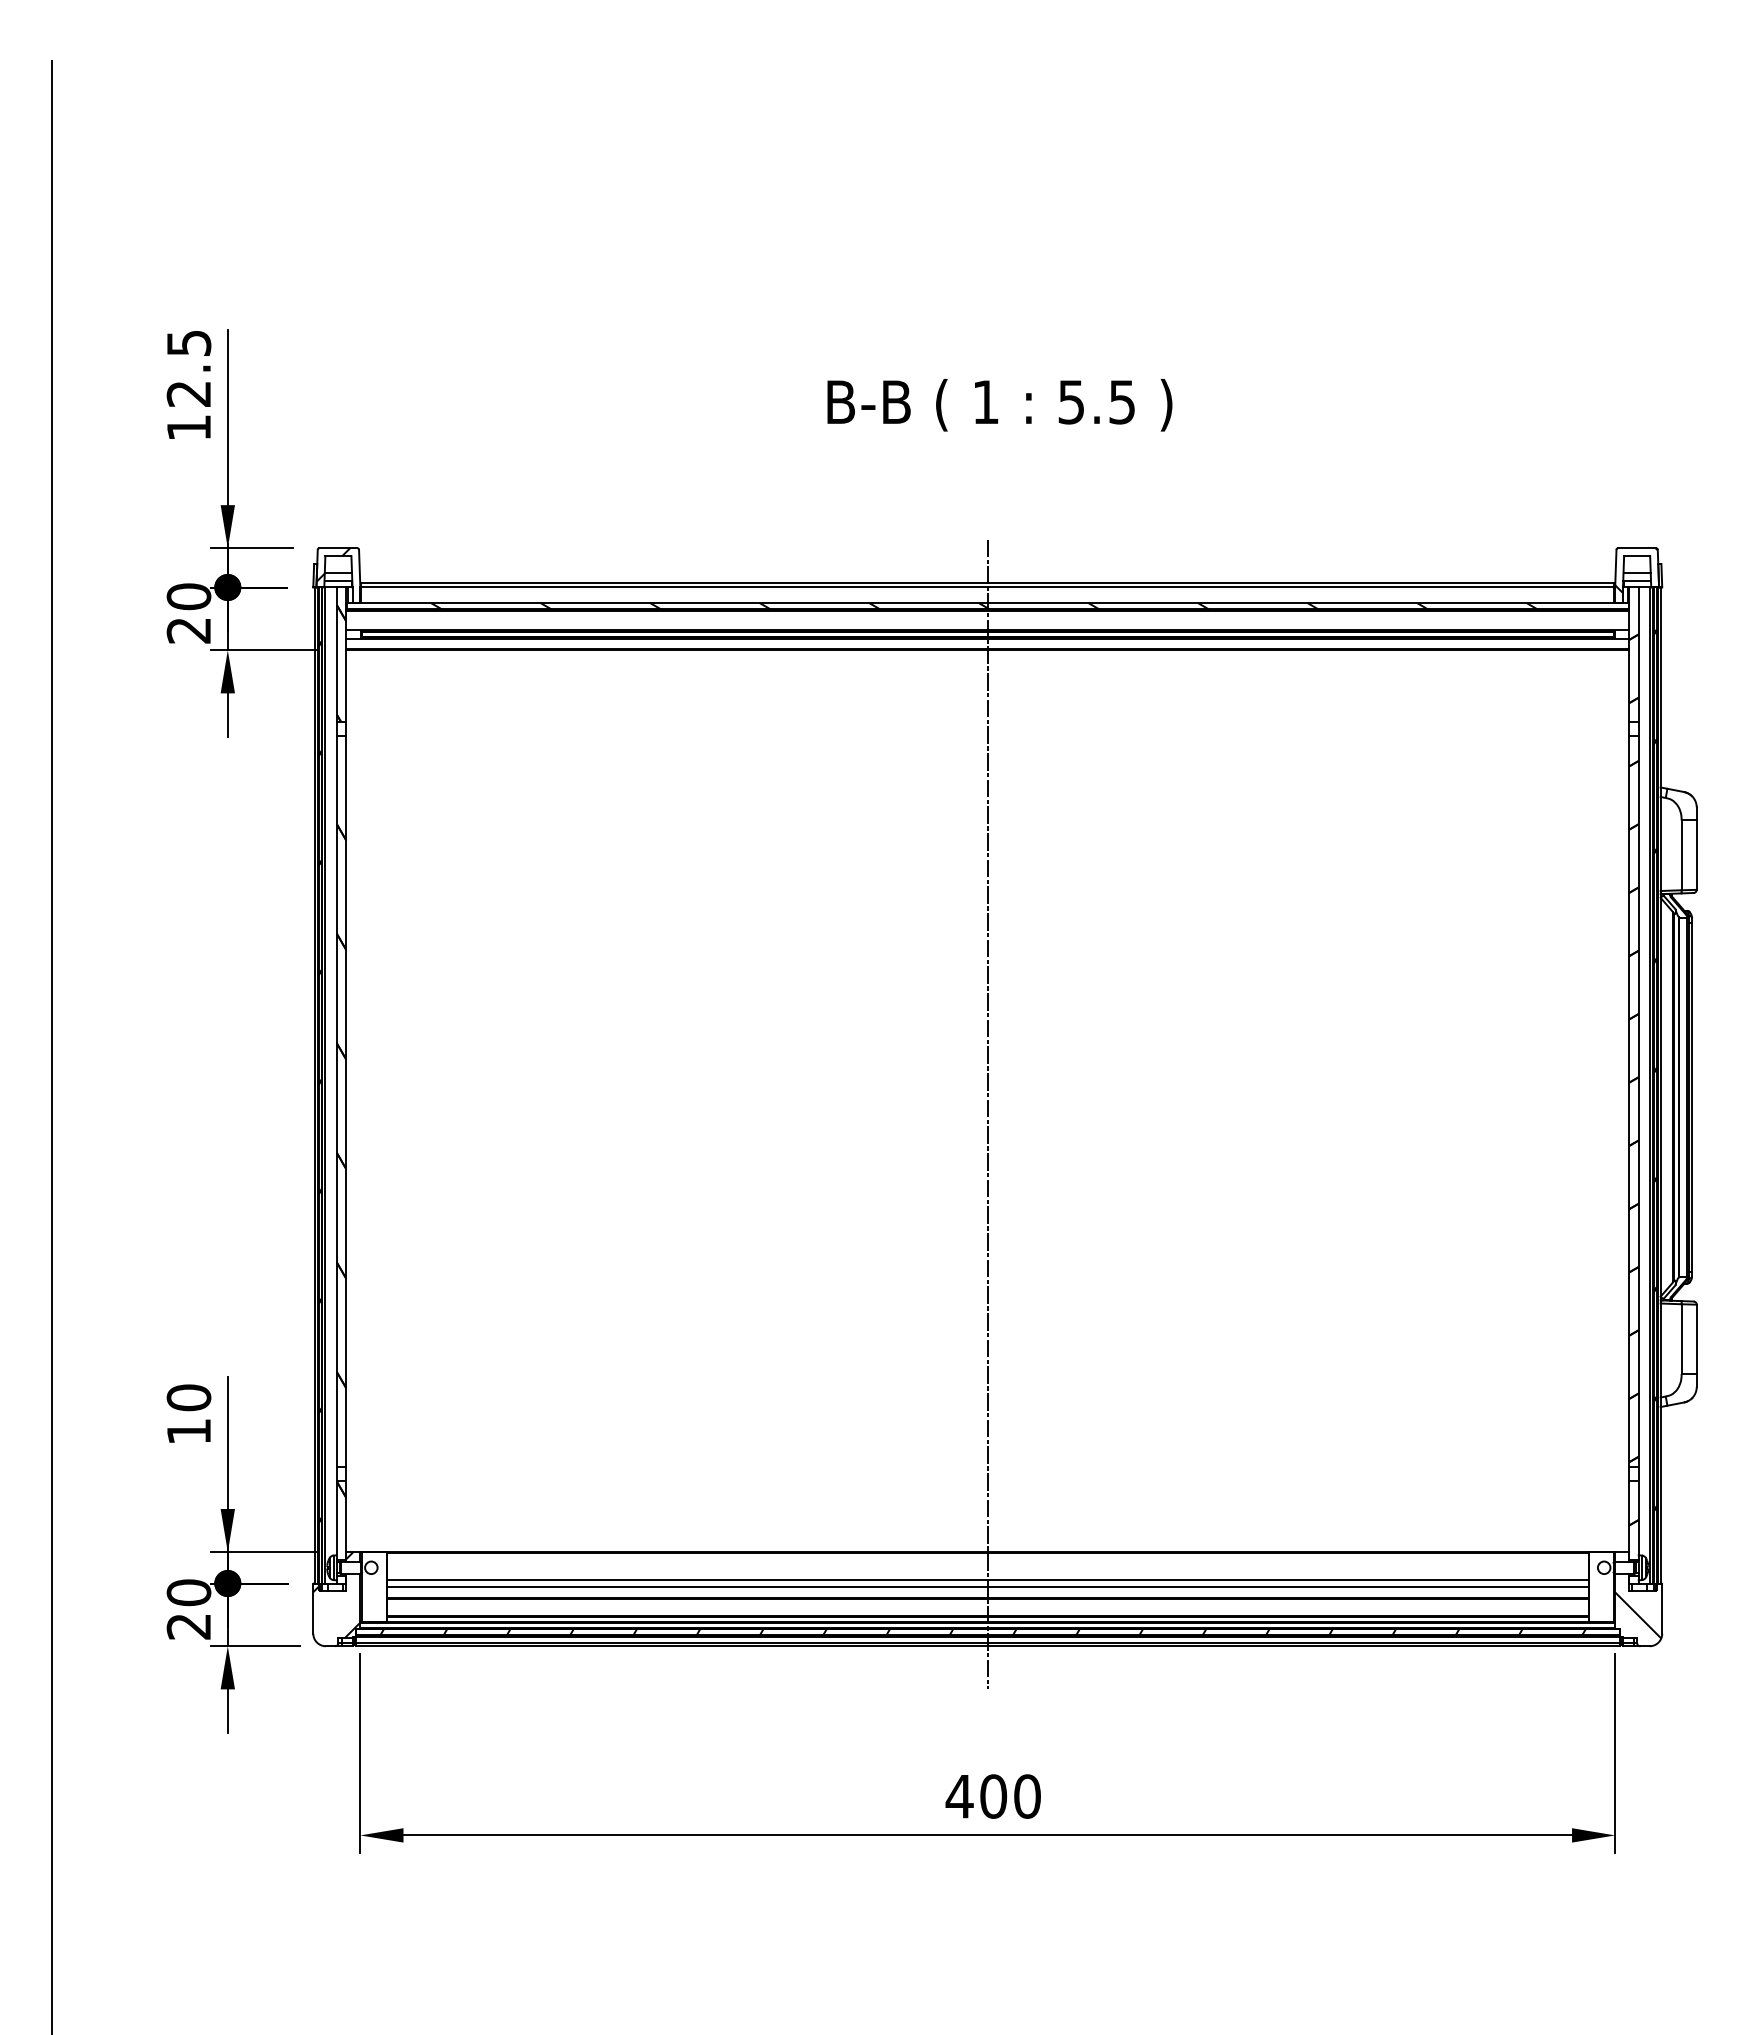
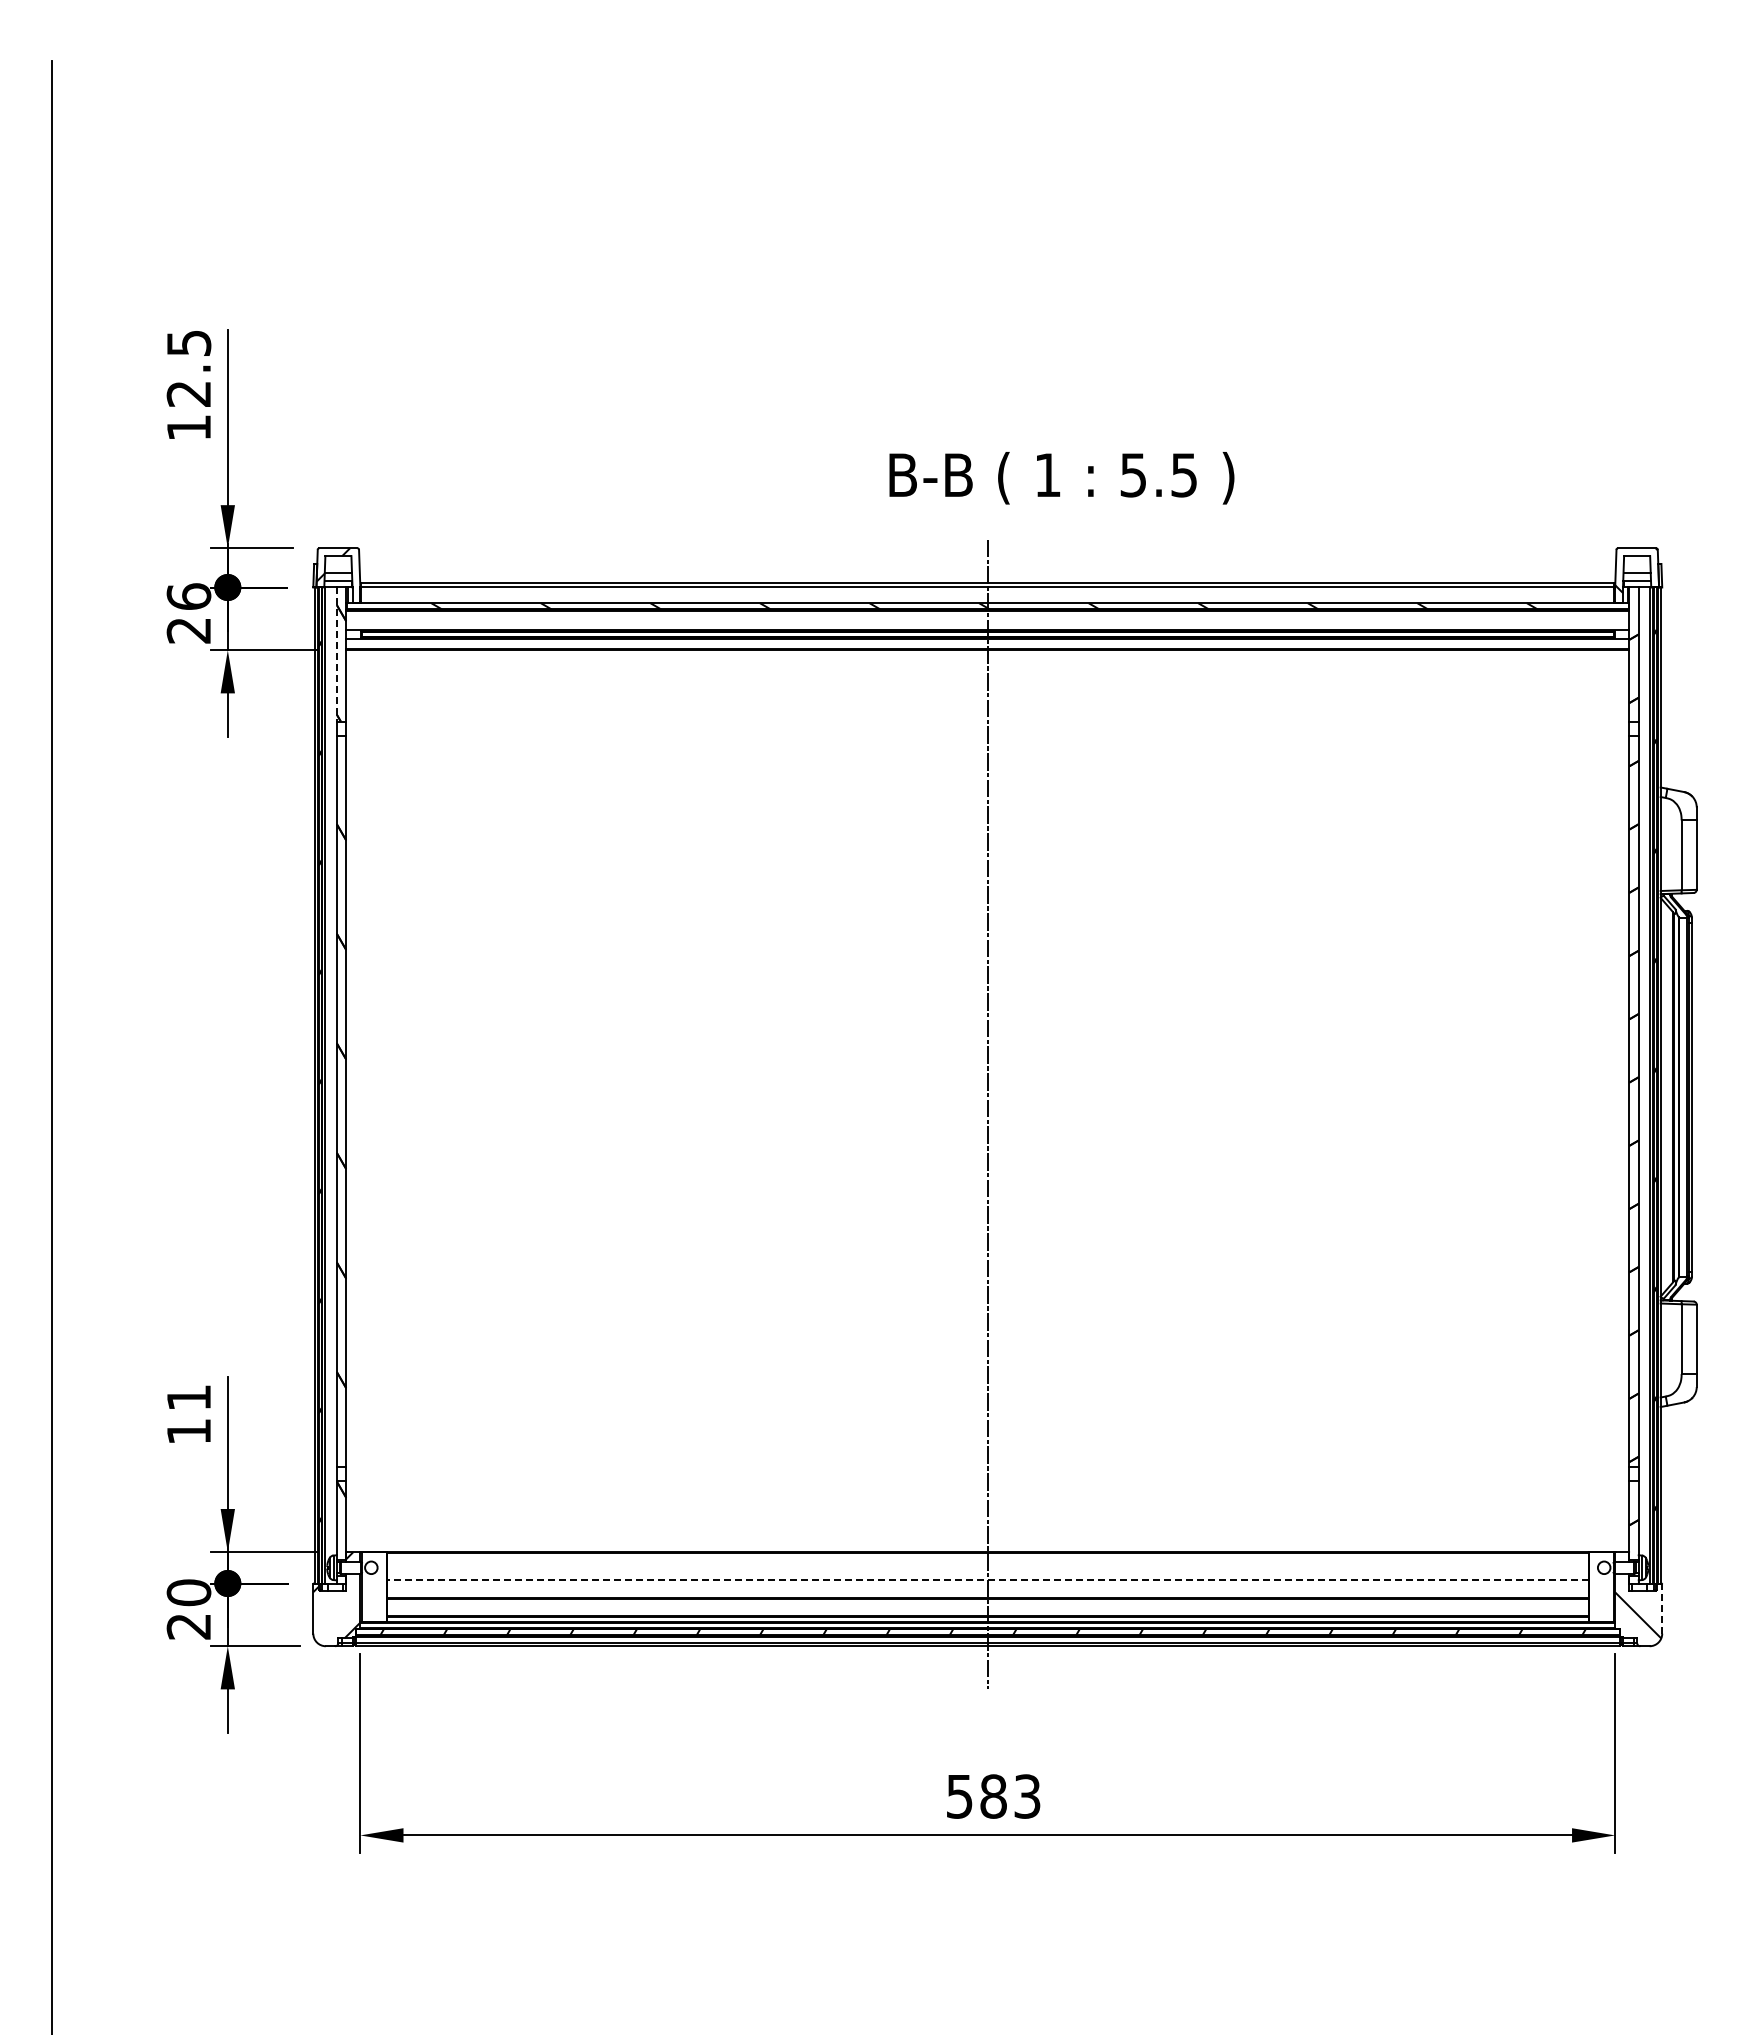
text position: (999, 405) -> (1061, 478) (1061, 478)
text: 20 -> 26 (188, 596)
line: solid -> dashed (336, 655)
text: 10 -> 11 (188, 1397)
line: solid -> dashed (987, 1580)
line: present -> none (987, 1586)
line: solid -> dashed (1662, 1608)
text: 400 -> 583 (992, 1796)
